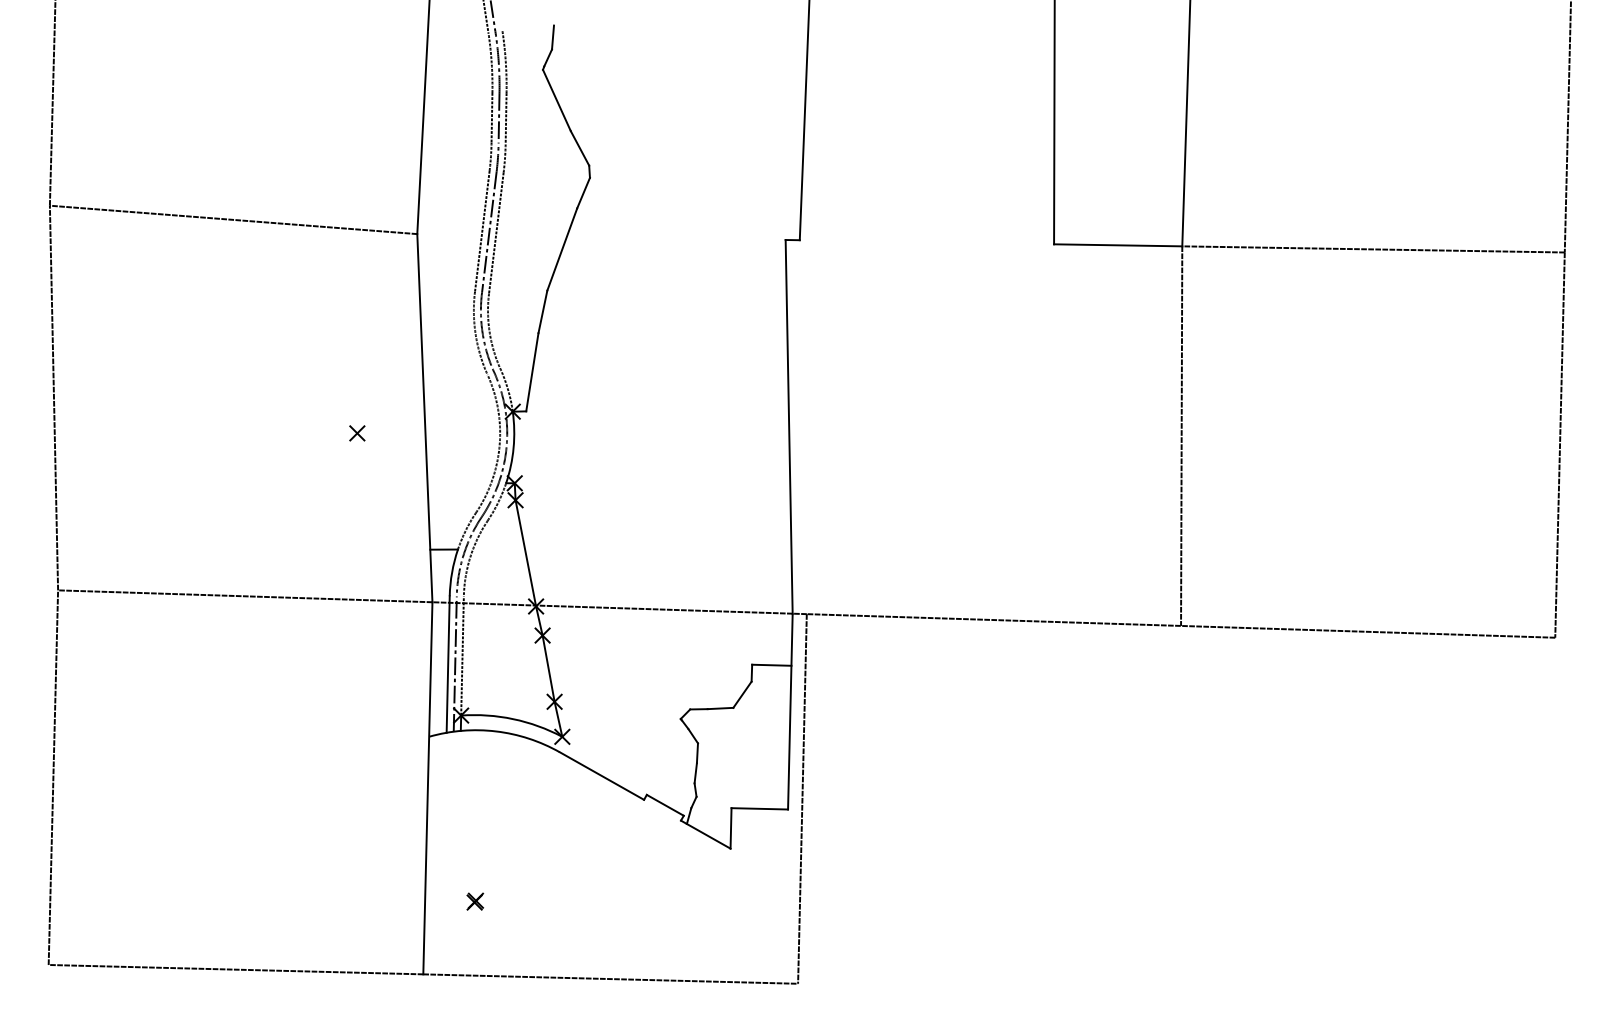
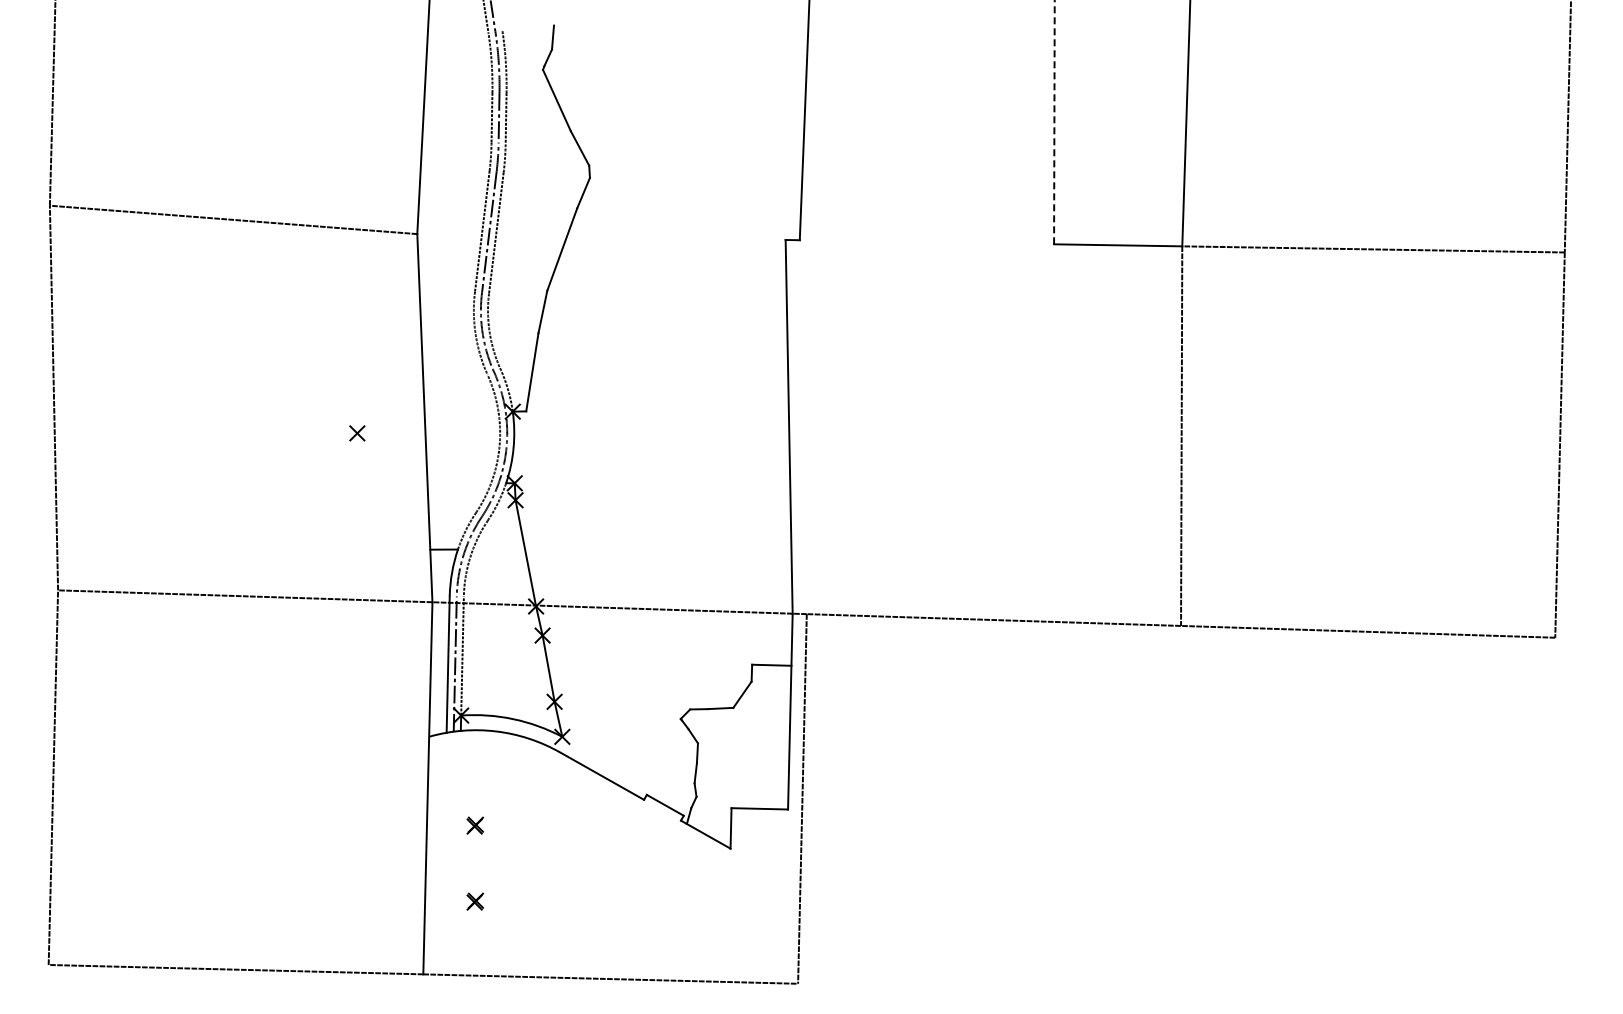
line: solid -> dashed (1054, 121)
part: none -> present (475, 825)
